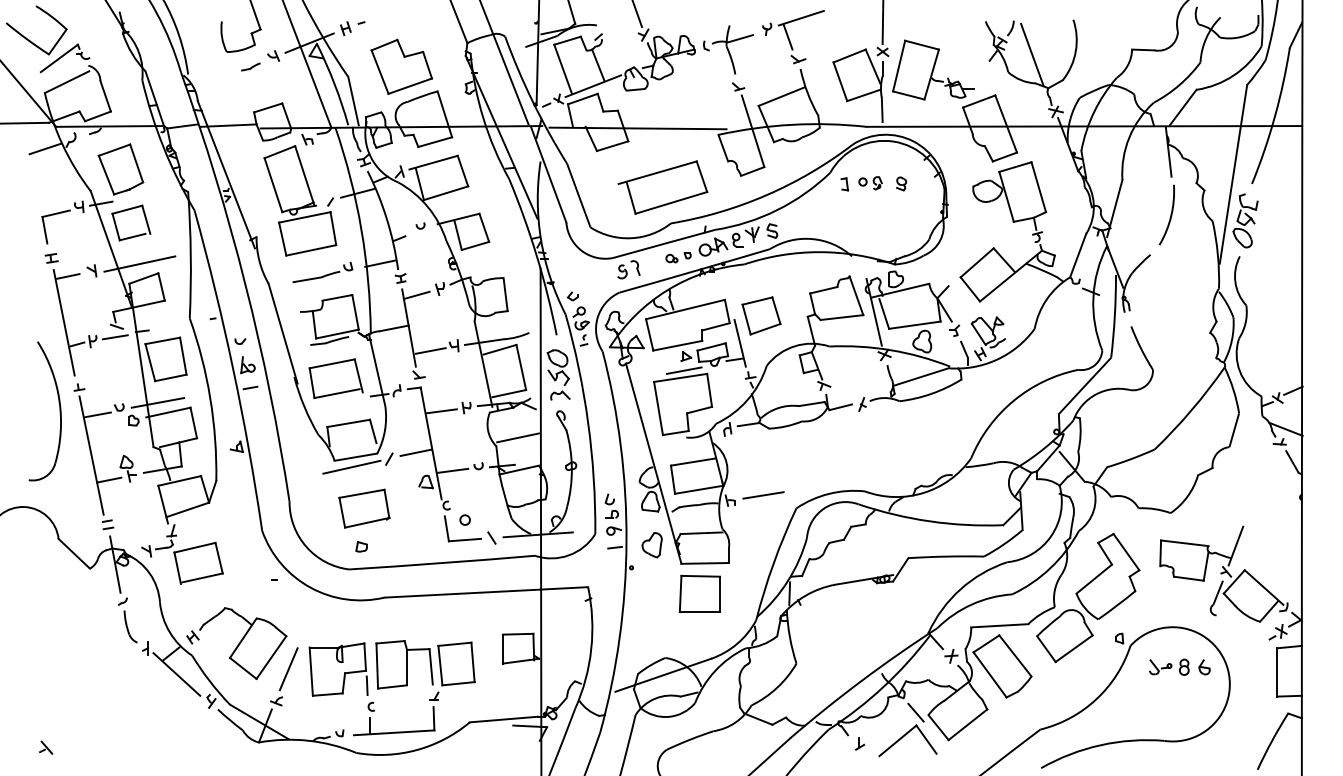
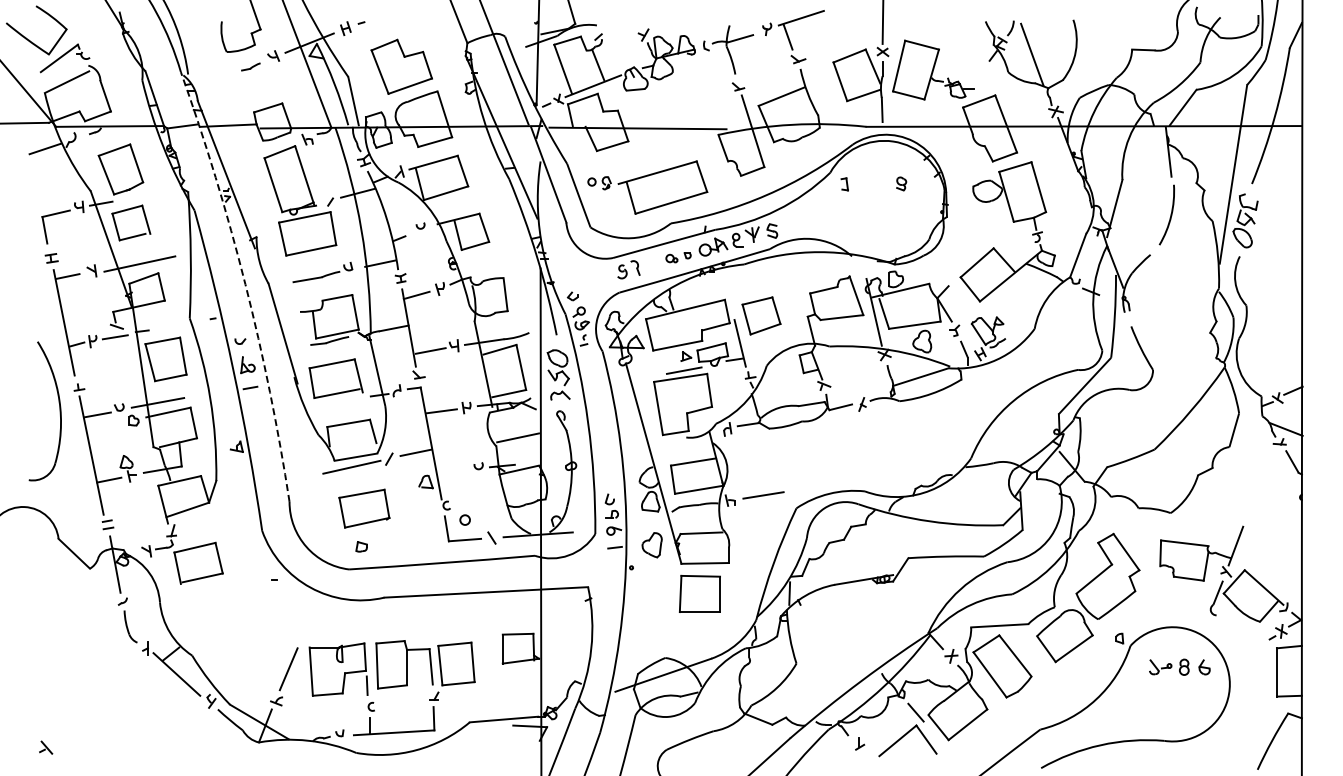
line: present -> none (637, 14)
part position: (870, 183) -> (599, 183) (599, 183)
arc: solid -> dashed (245, 284)
line: present -> none (452, 470)
part: present -> none (236, 643)
